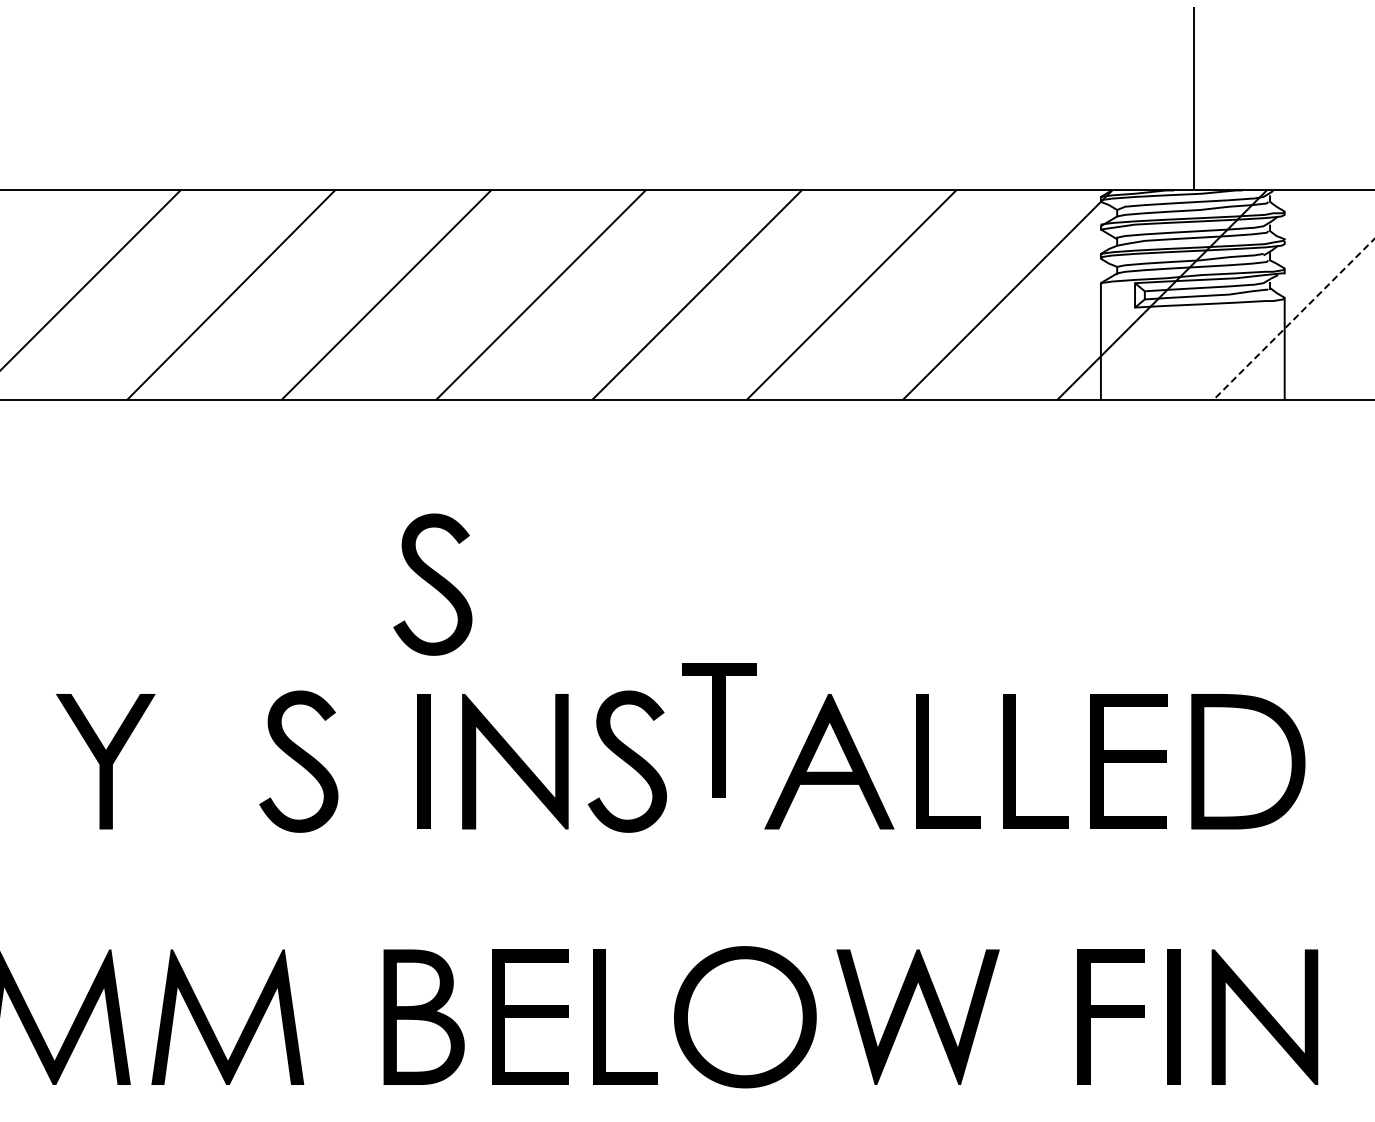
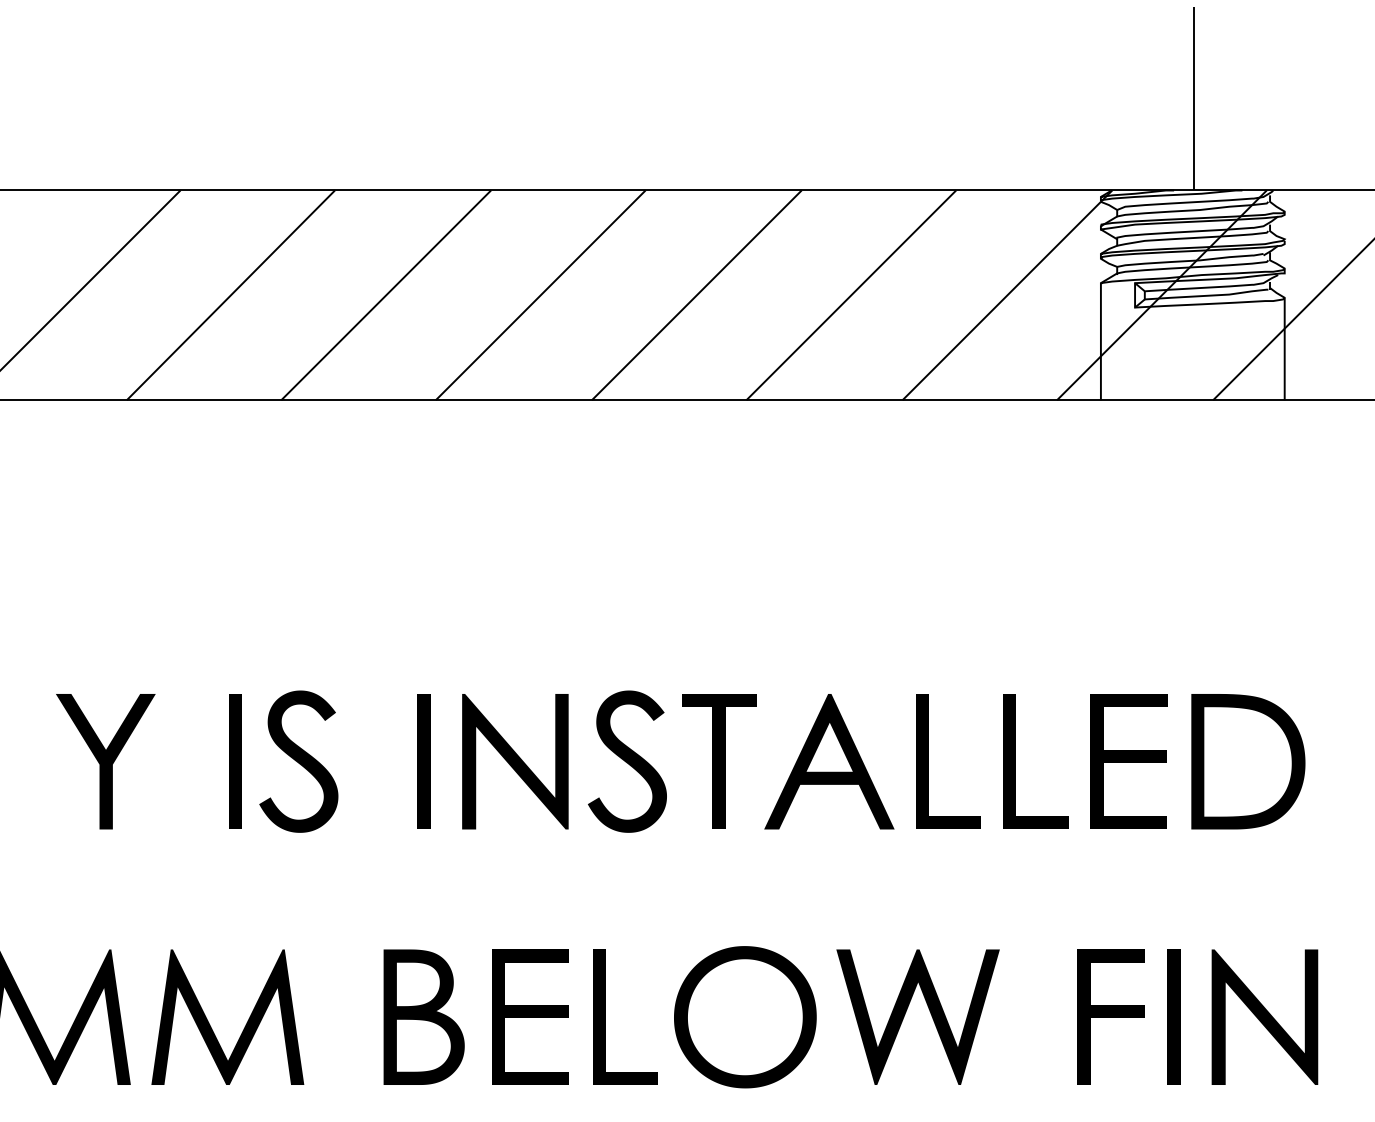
line: dashed -> solid (1293, 319)
part: present -> none (432, 584)
part position: (719, 730) -> (719, 761) (719, 761)
fill: none -> present (235, 761)
